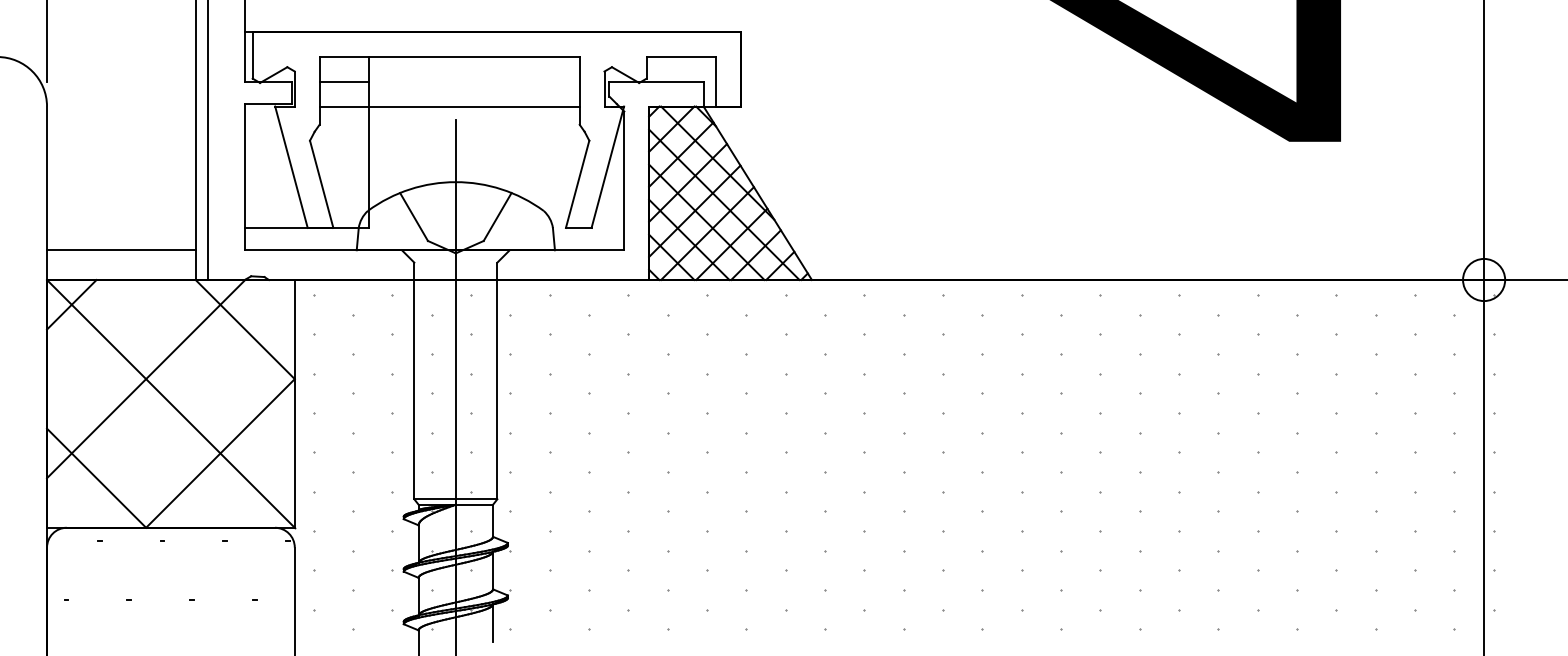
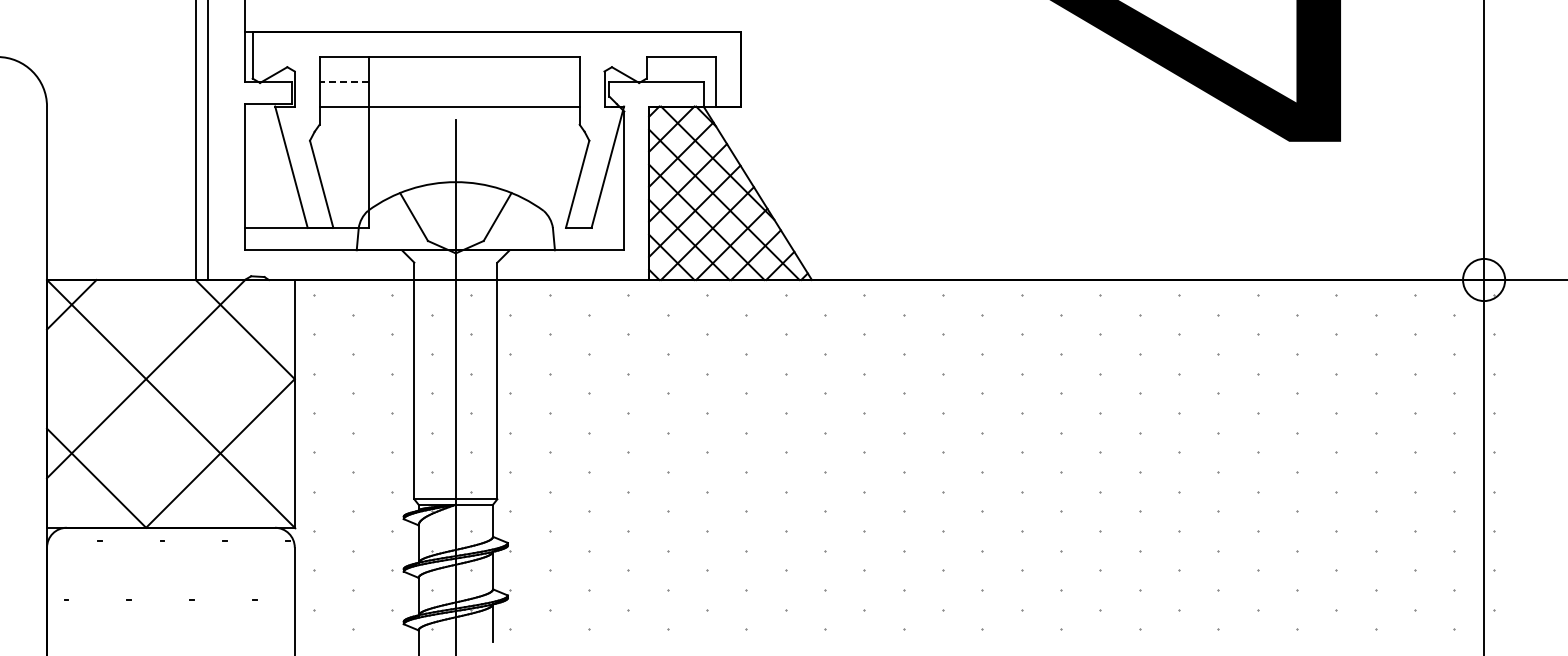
line: present -> none (47, 41)
line: solid -> dashed (344, 81)
line: present -> none (121, 250)
